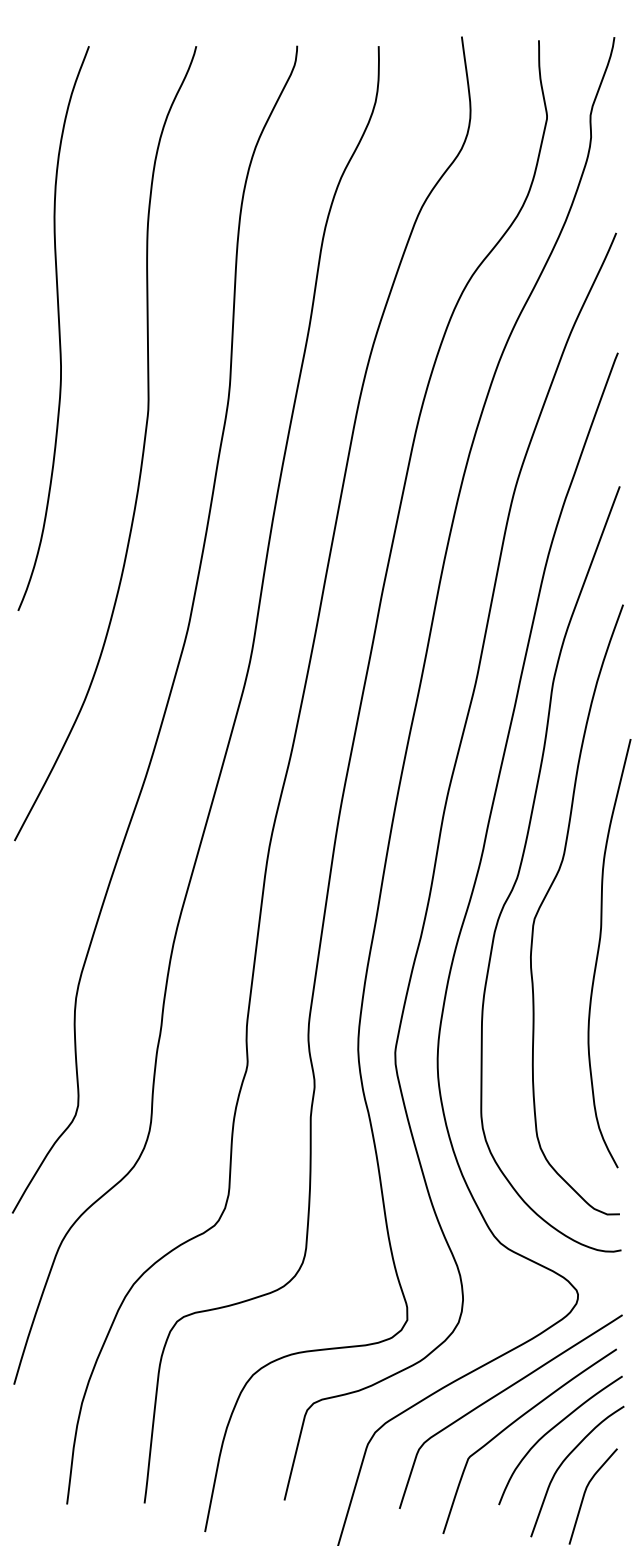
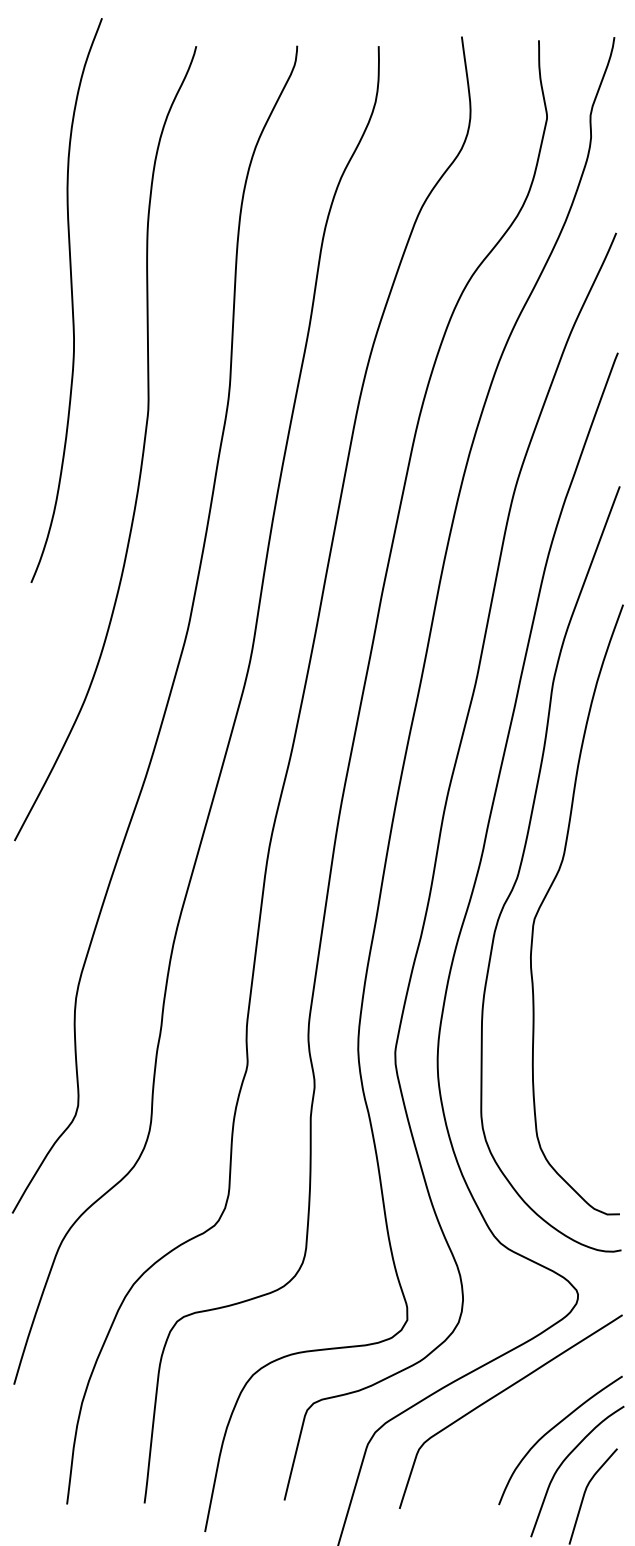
curve position: (58, 328) -> (71, 300) (71, 300)
curve: present -> none (599, 950)
curve: present -> none (515, 1422)
